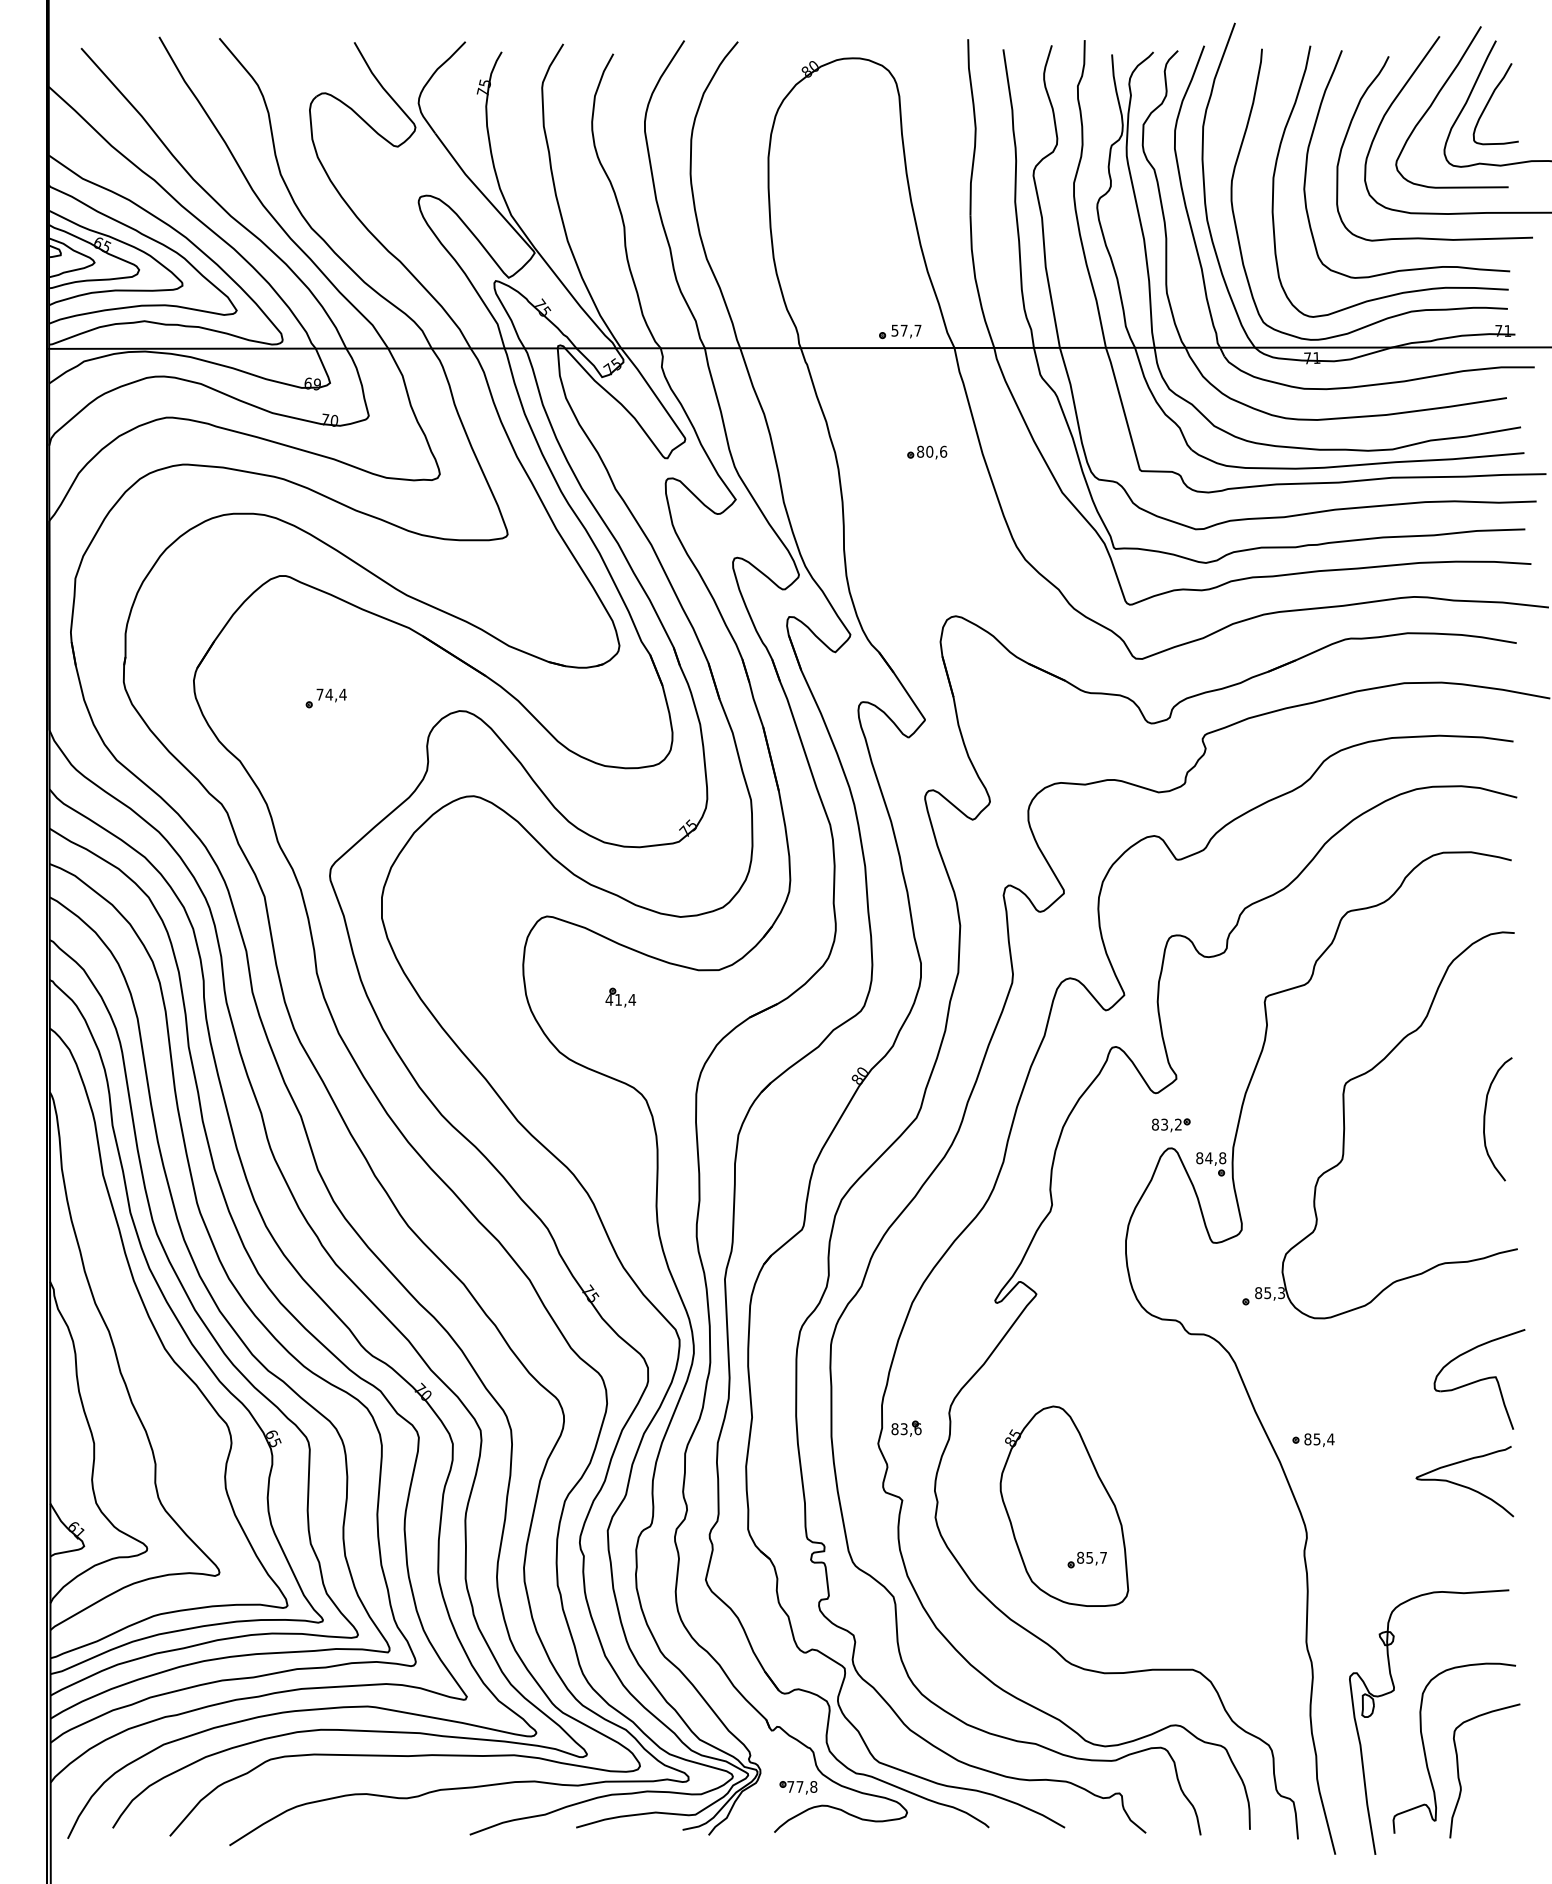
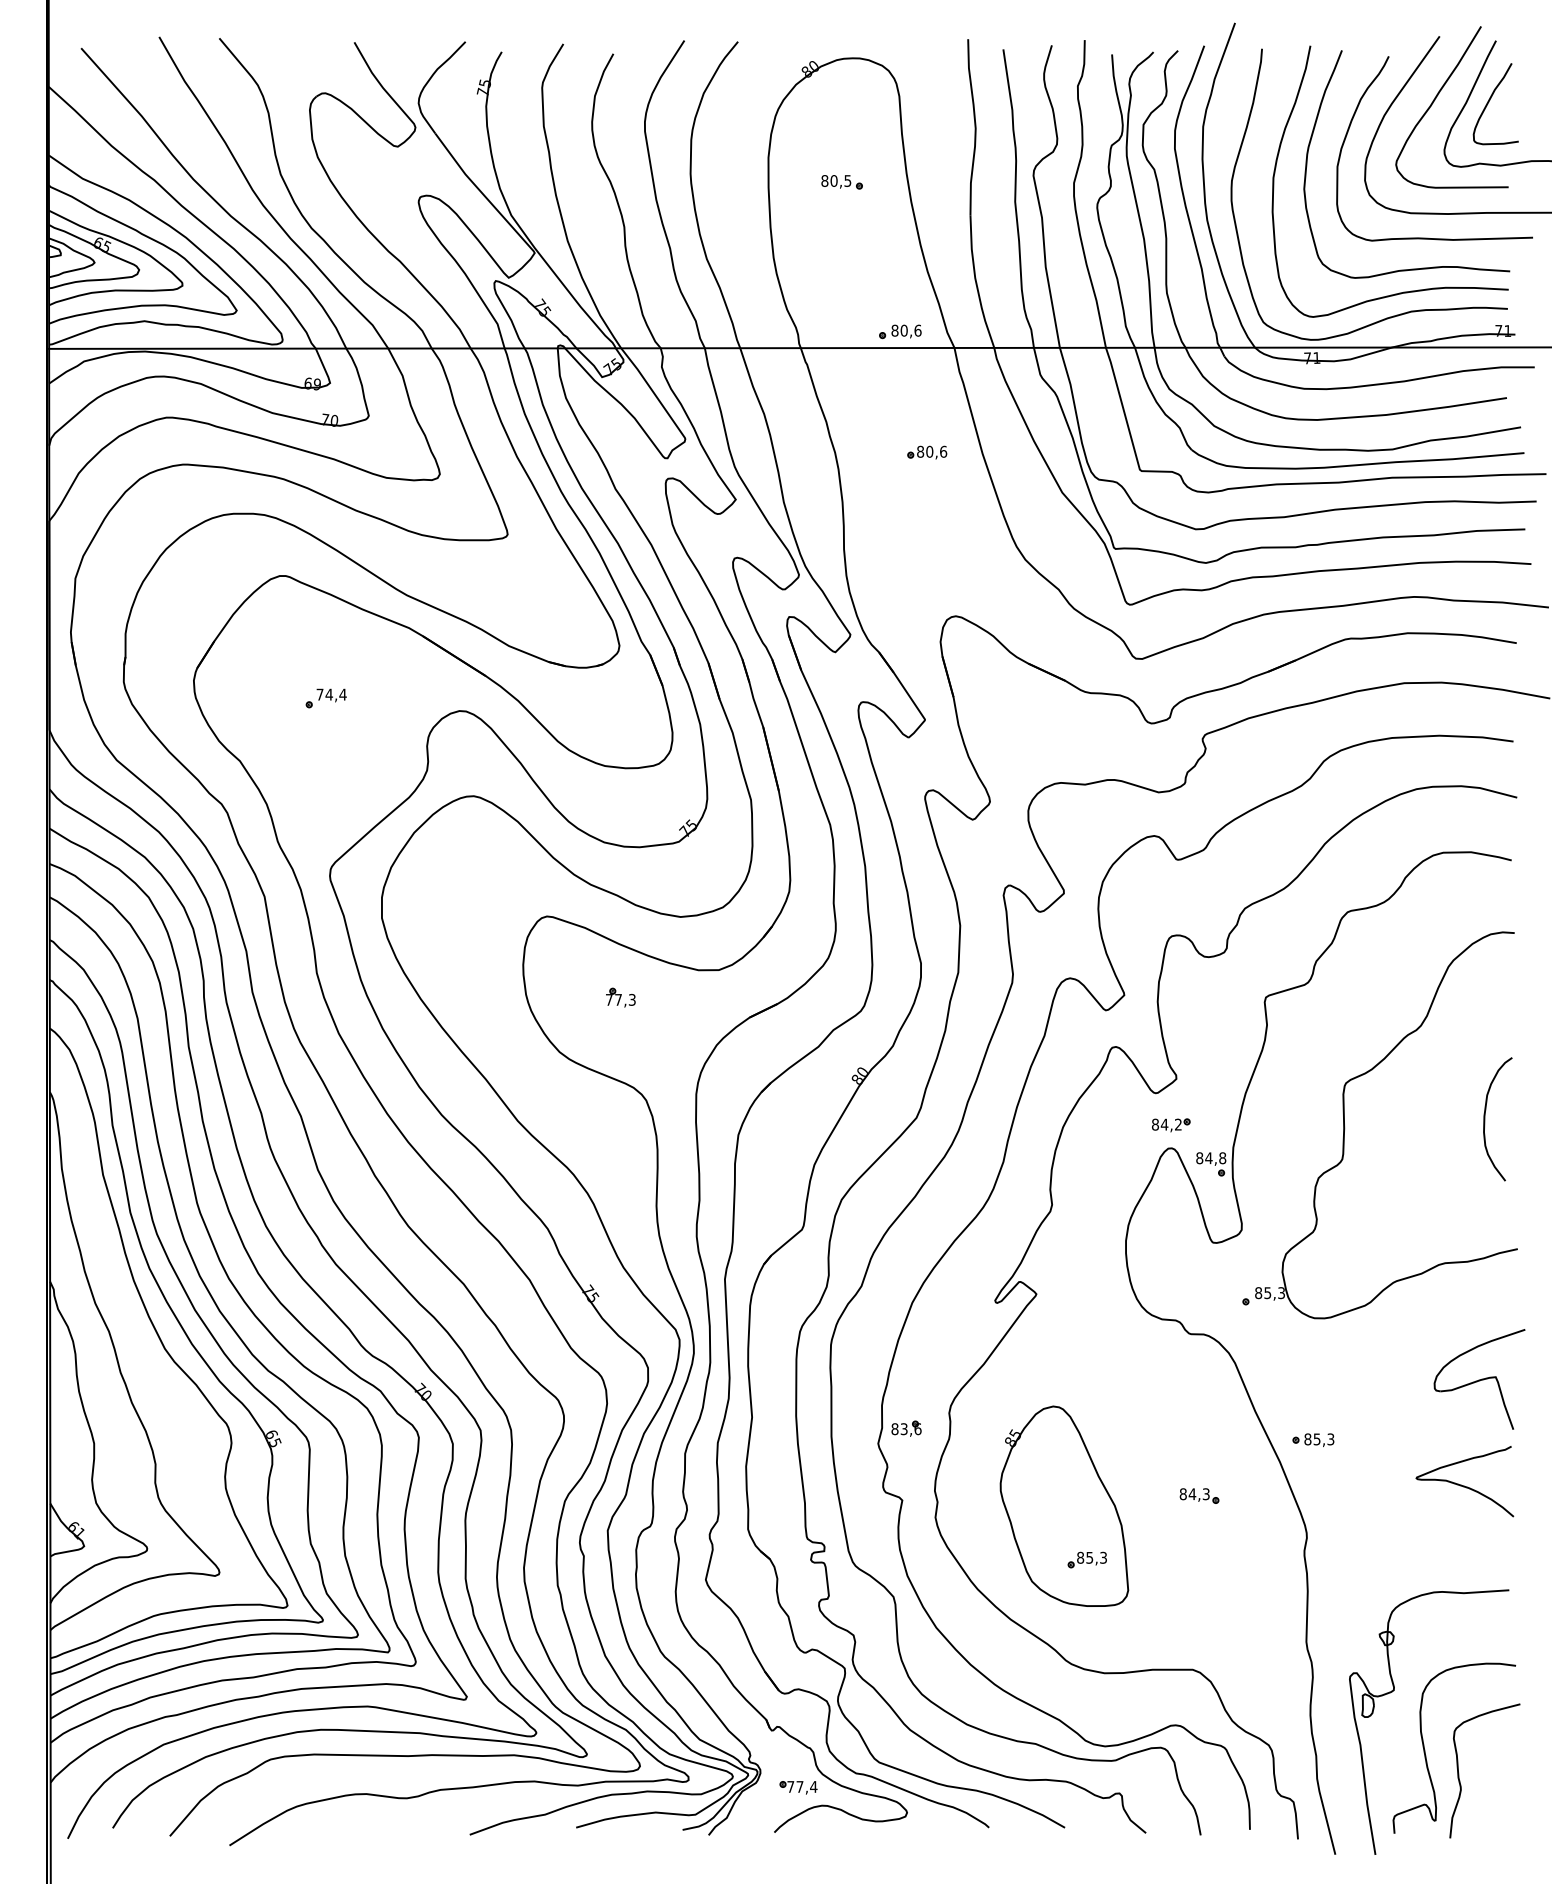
part: none -> present (841, 182)
text: 57,7 -> 80,6 (906, 330)
text: 41,4 -> 77,3 (620, 999)
text: 83,2 -> 84,2 (1164, 1124)
text: 85,4 -> 85,3 (1330, 1439)
part: none -> present (1199, 1495)
text: 85,7 -> 85,3 (1103, 1557)
text: 77,8 -> 77,4 (813, 1786)
